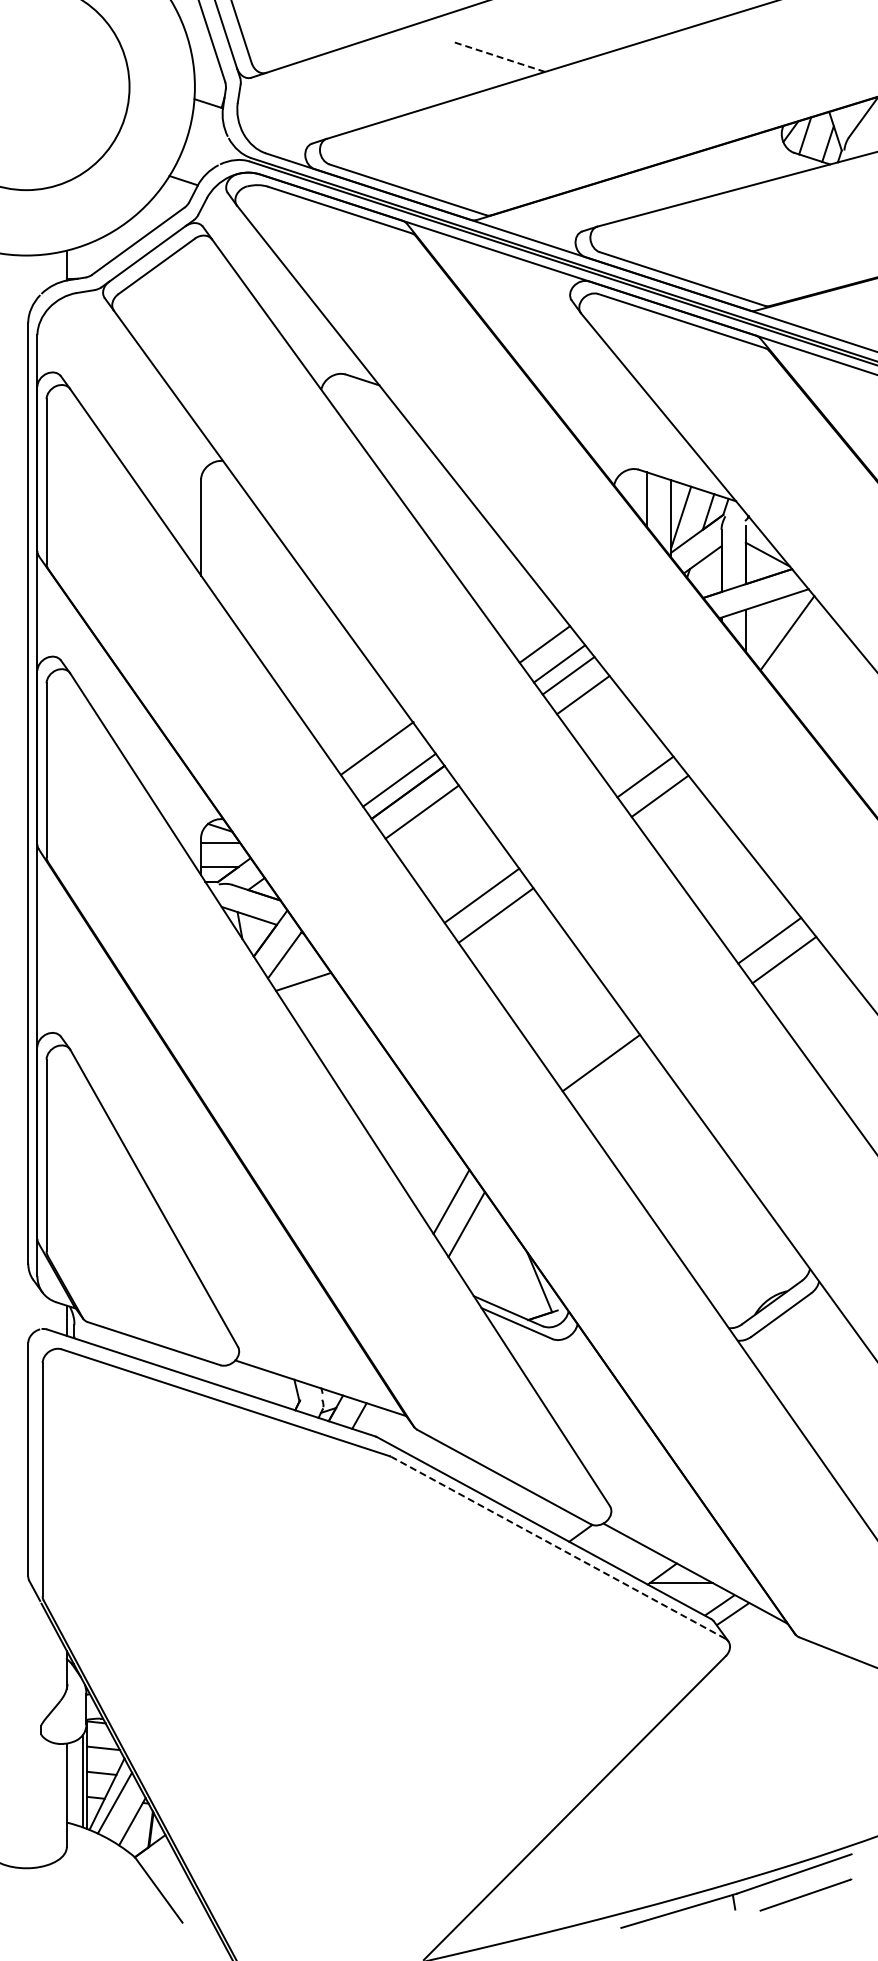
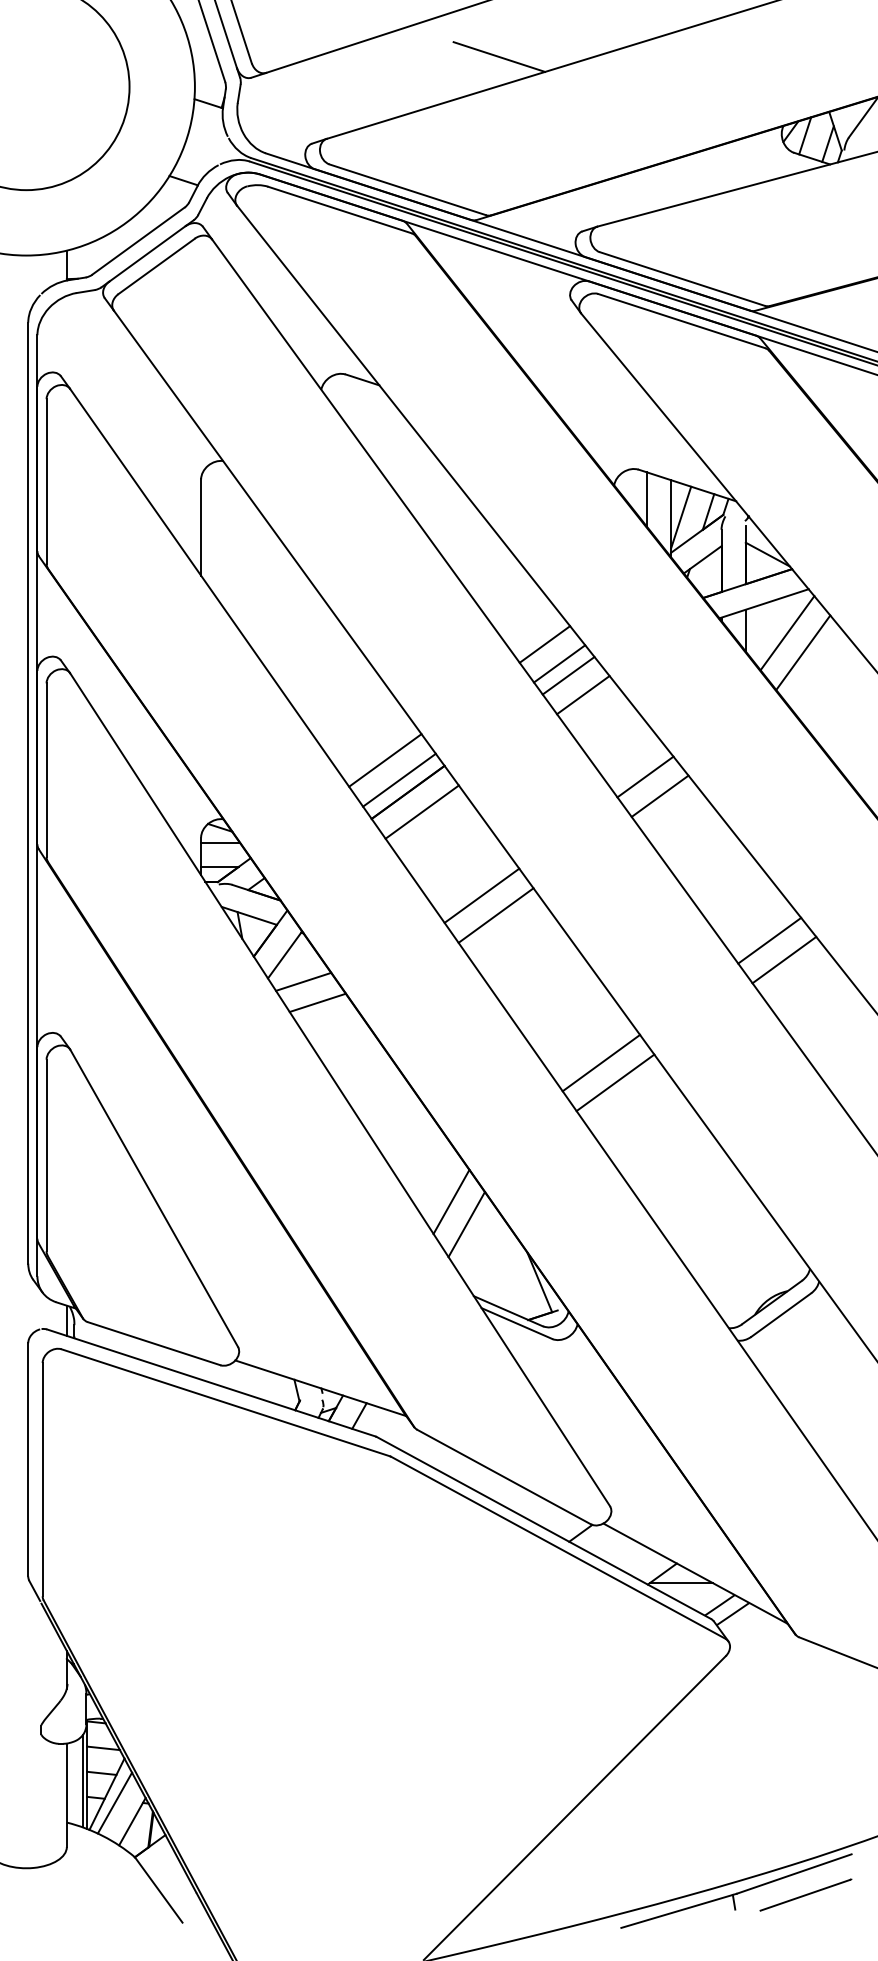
line: dashed -> solid (498, 56)
line: none -> present (803, 652)
line position: (377, 748) -> (385, 760) (385, 760)
line: none -> present (317, 1002)
line: none -> present (615, 1082)
line: dashed -> solid (557, 1547)
